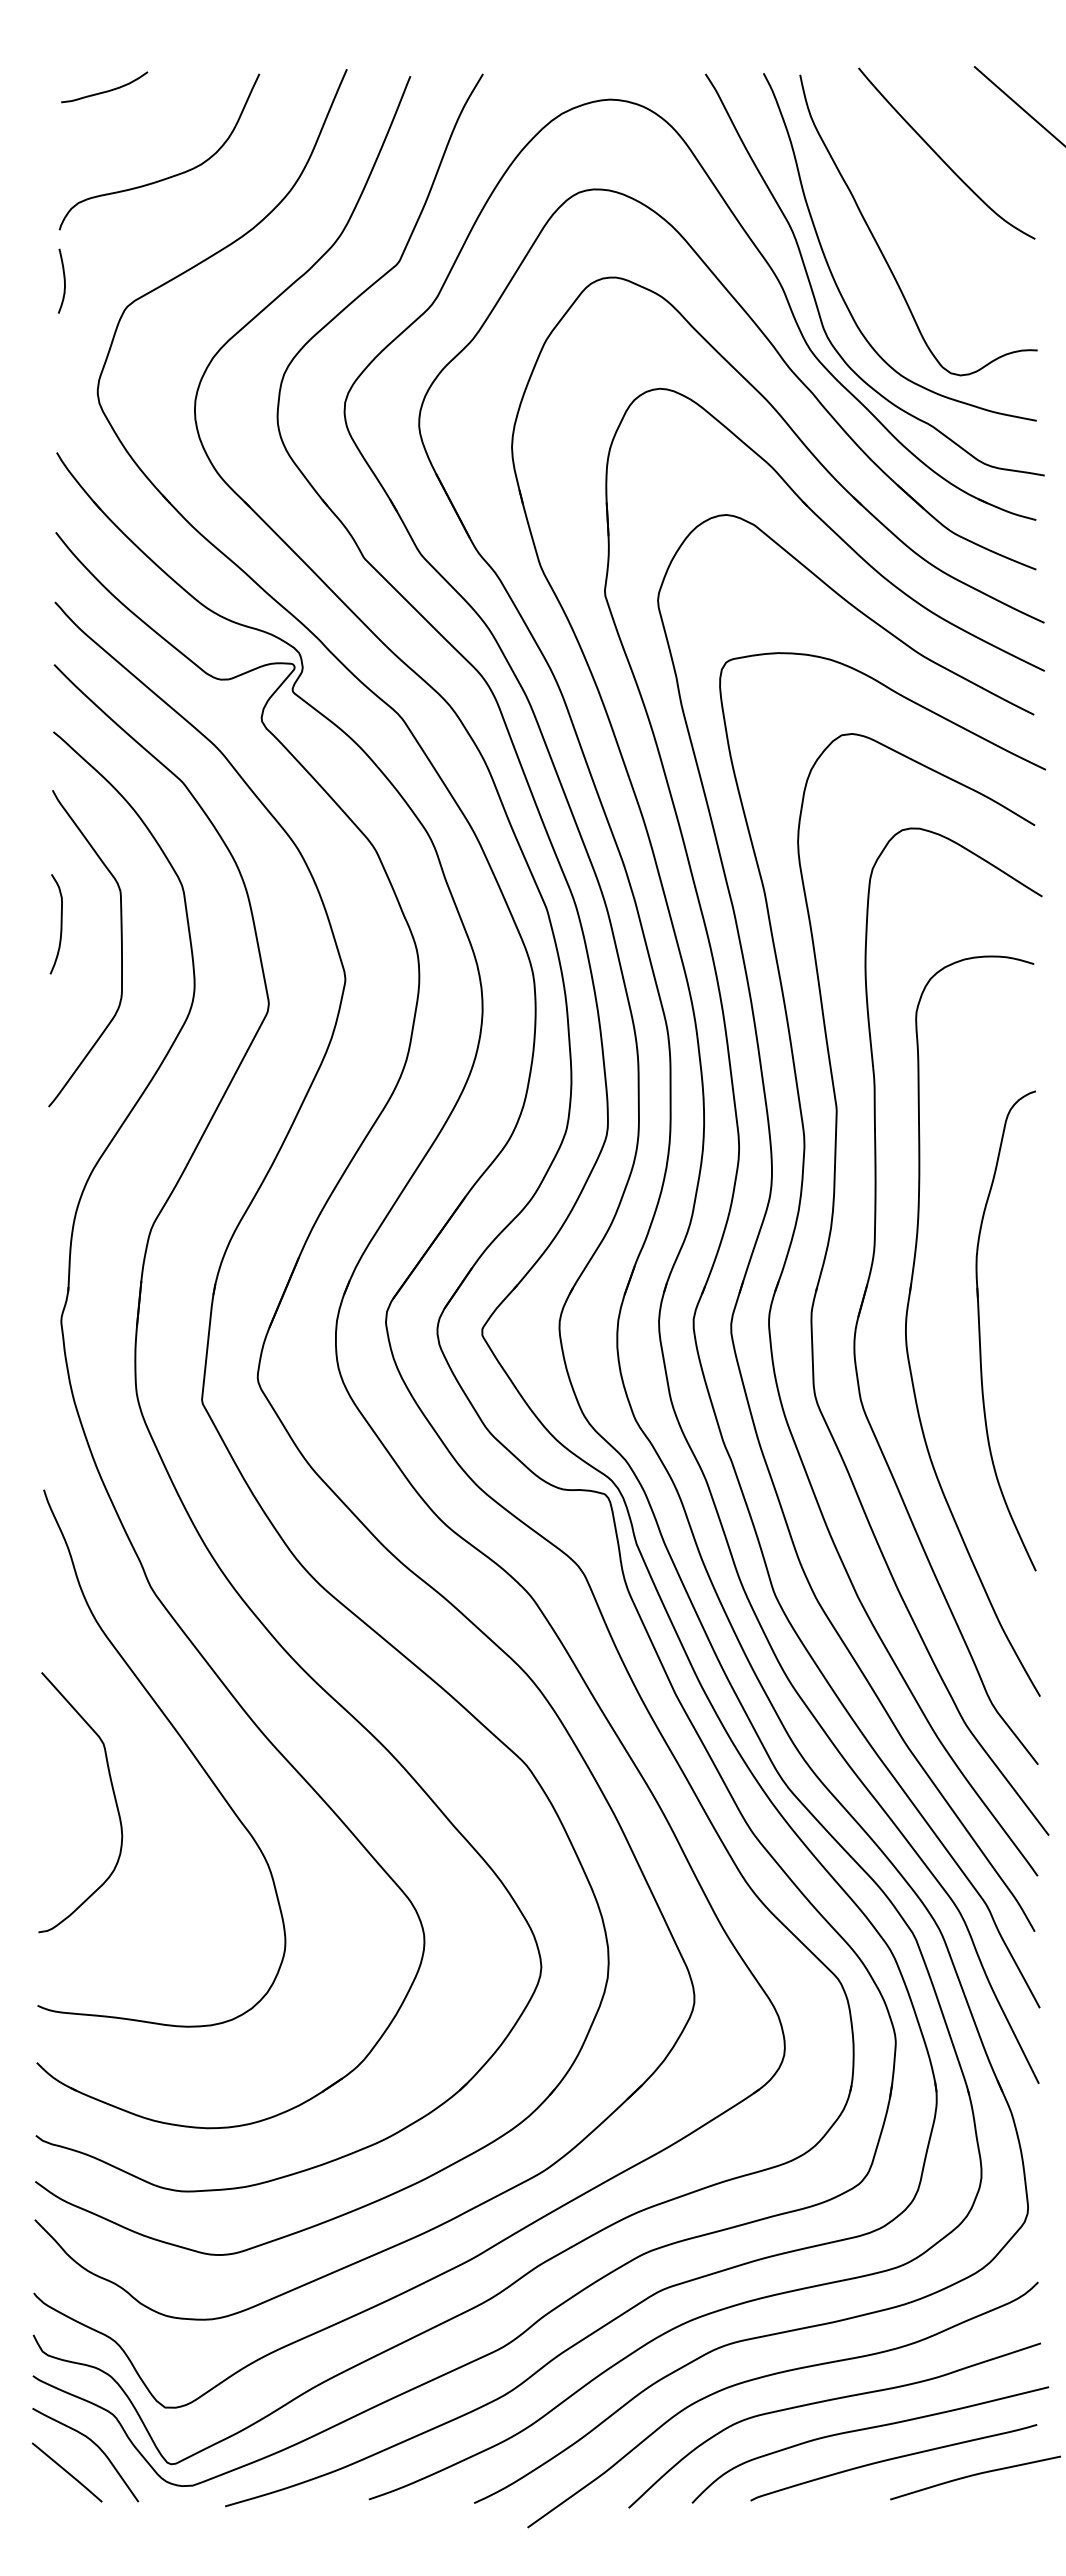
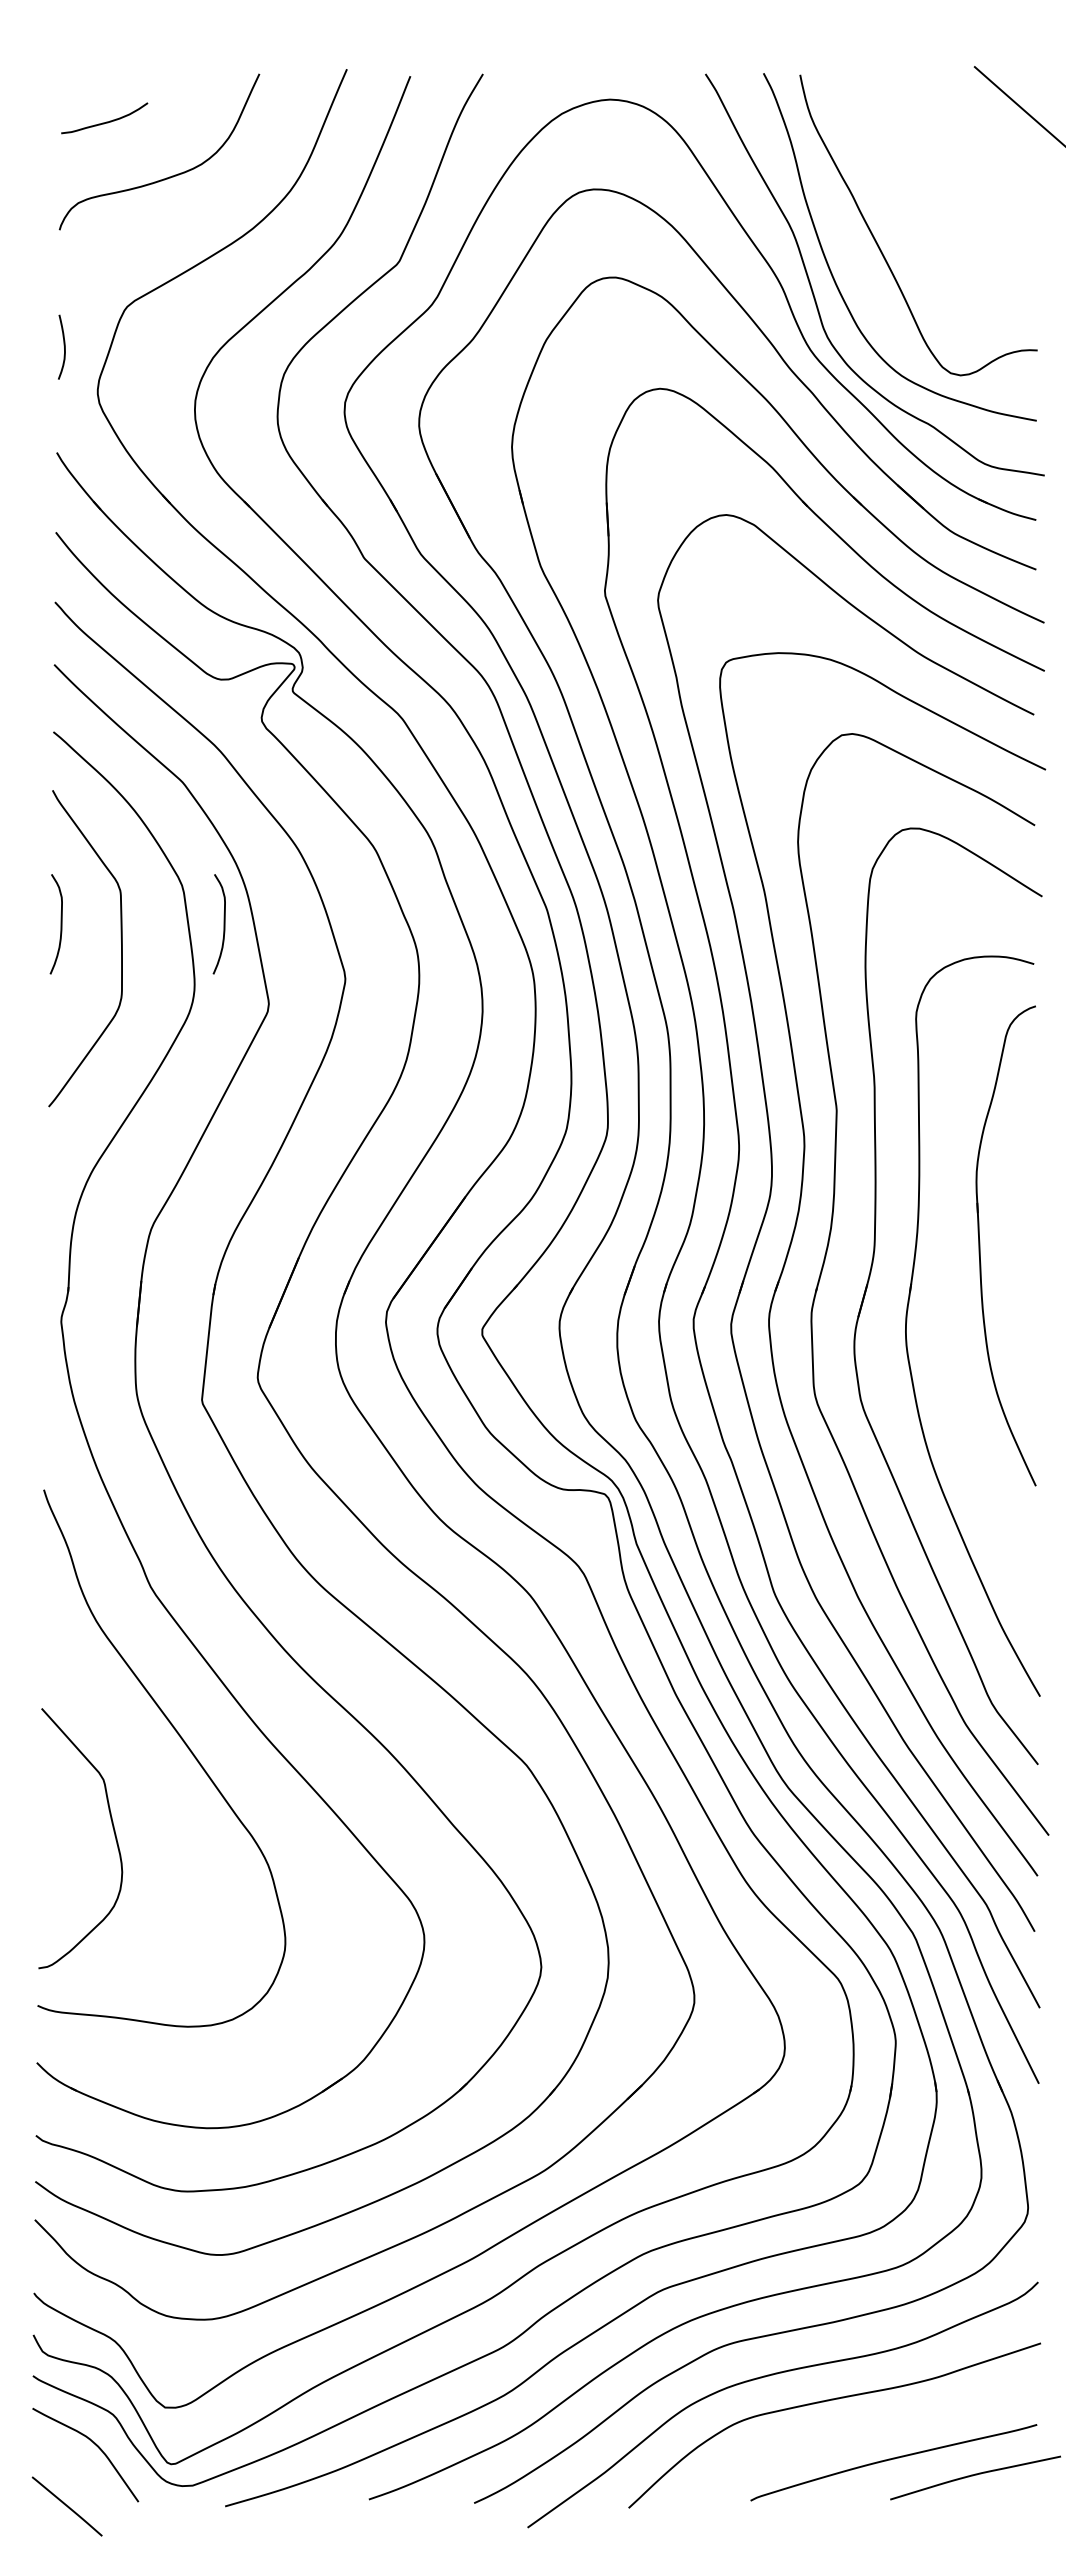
curve position: (106, 90) -> (106, 121) (106, 121)
curve: present -> none (941, 157)
curve position: (63, 279) -> (63, 345) (63, 345)
curve: none -> present (223, 924)
part position: (980, 1330) -> (980, 1245) (980, 1245)
curve position: (113, 1796) -> (113, 1832) (113, 1832)
curve: present -> none (868, 2429)
line position: (66, 2472) -> (66, 2506) (66, 2506)
